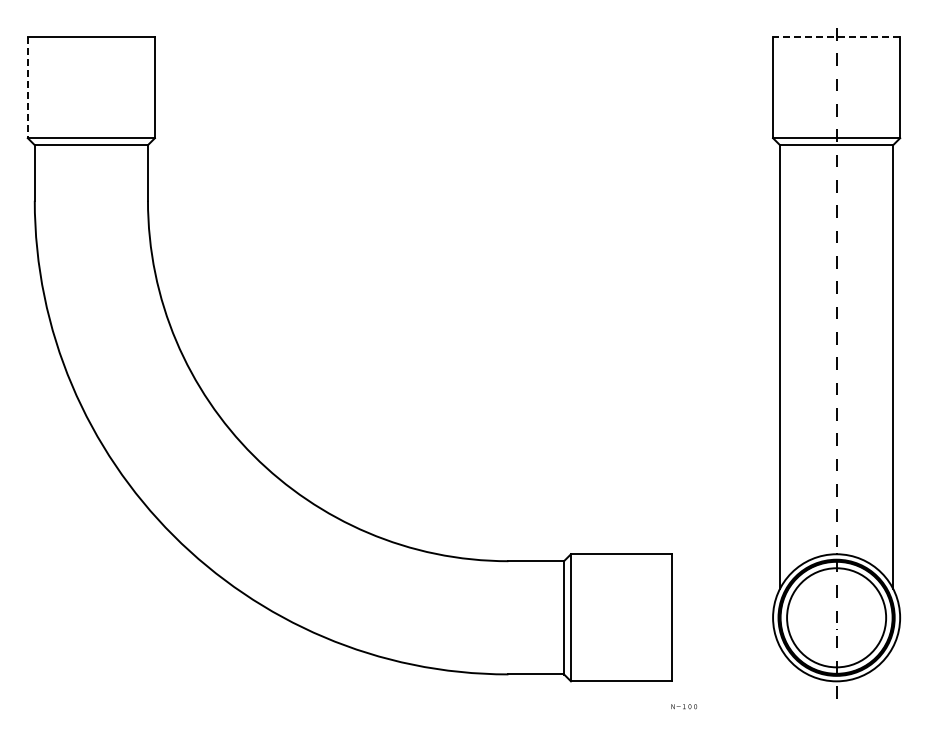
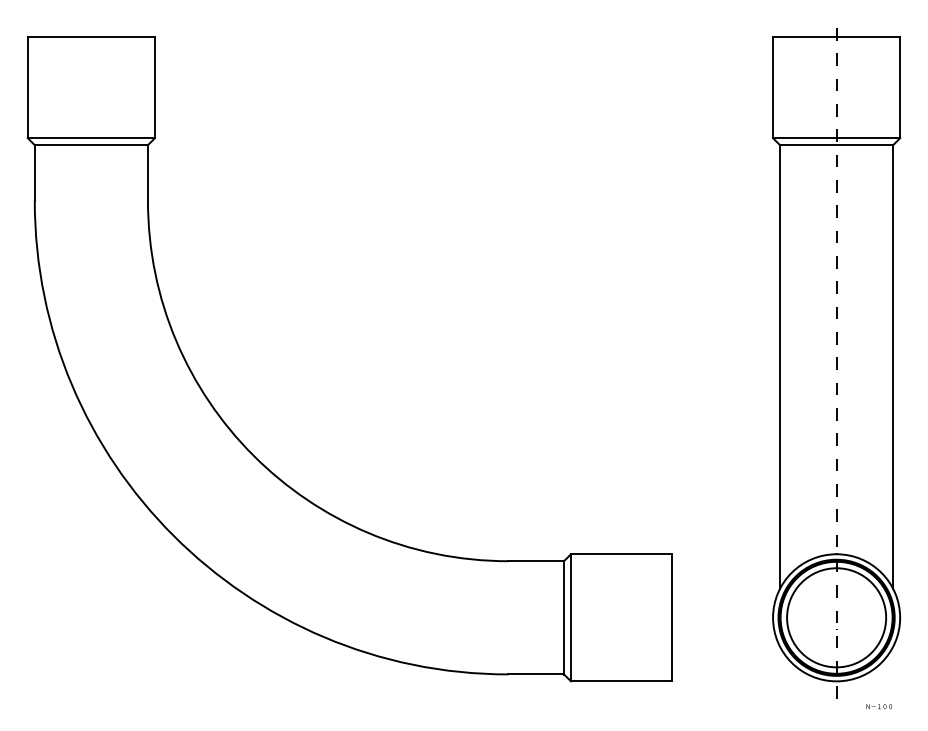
line: dashed -> solid (836, 36)
line: dashed -> solid (27, 87)
text position: (683, 706) -> (878, 706) (878, 706)
